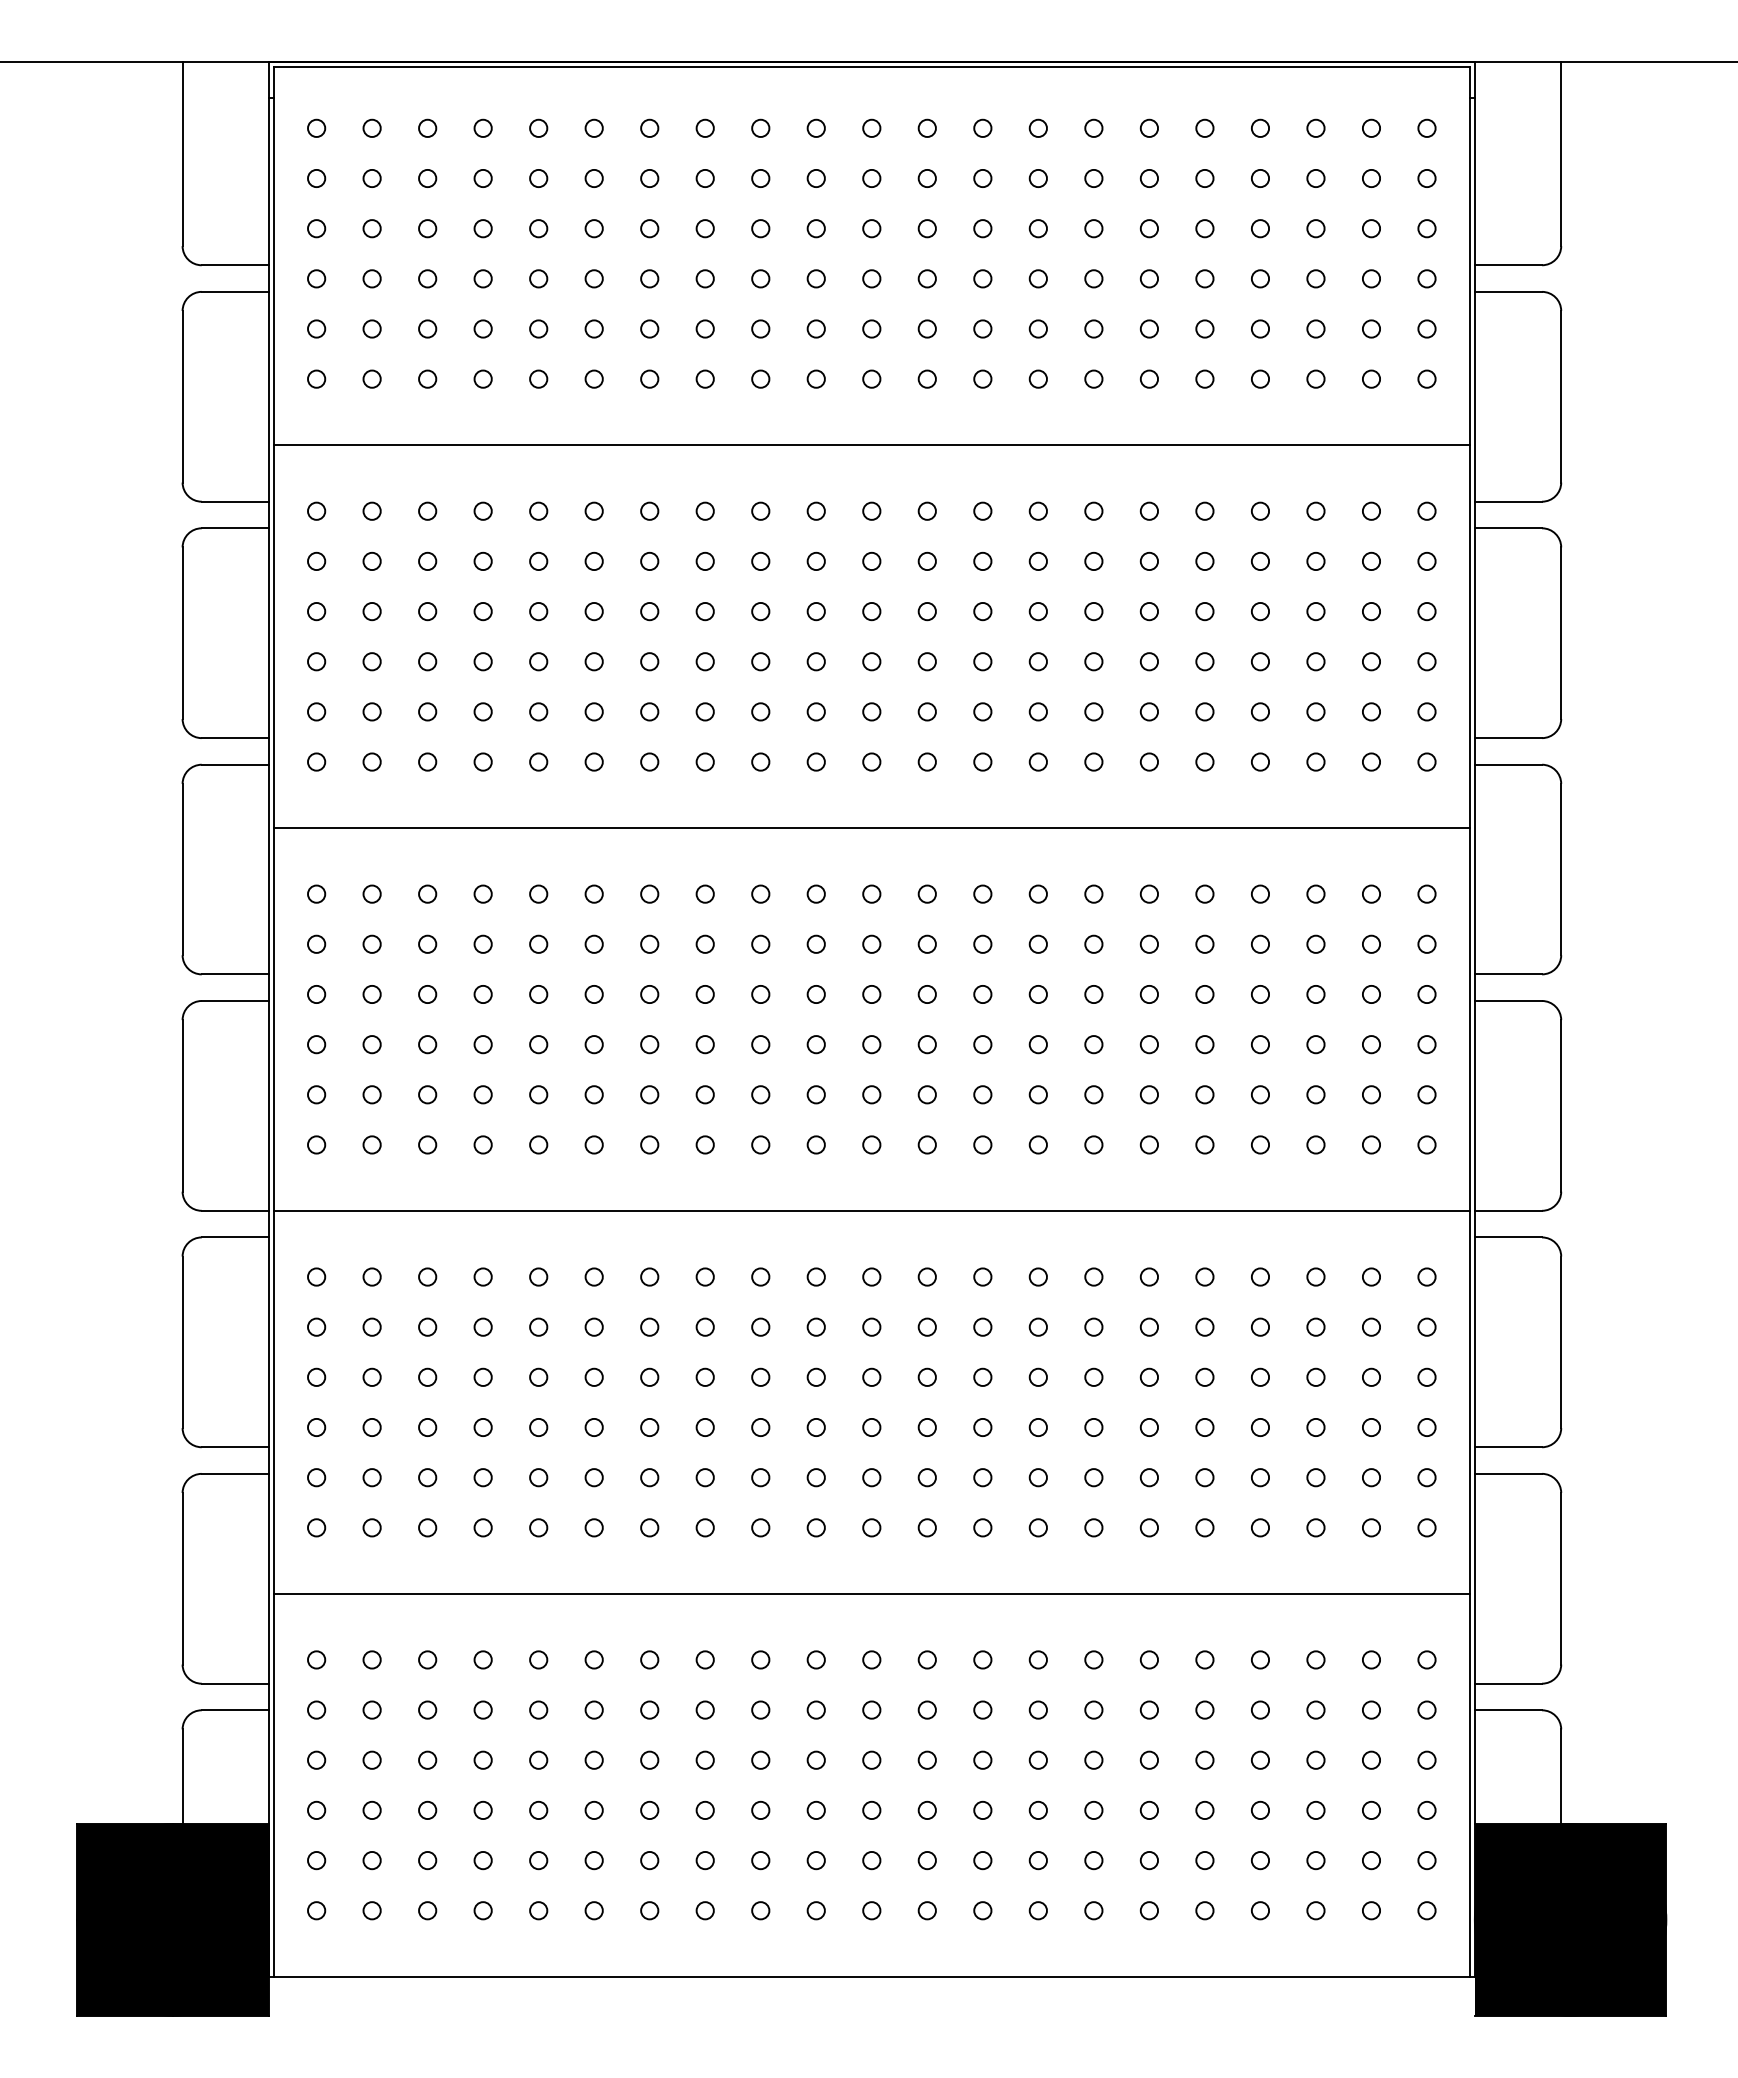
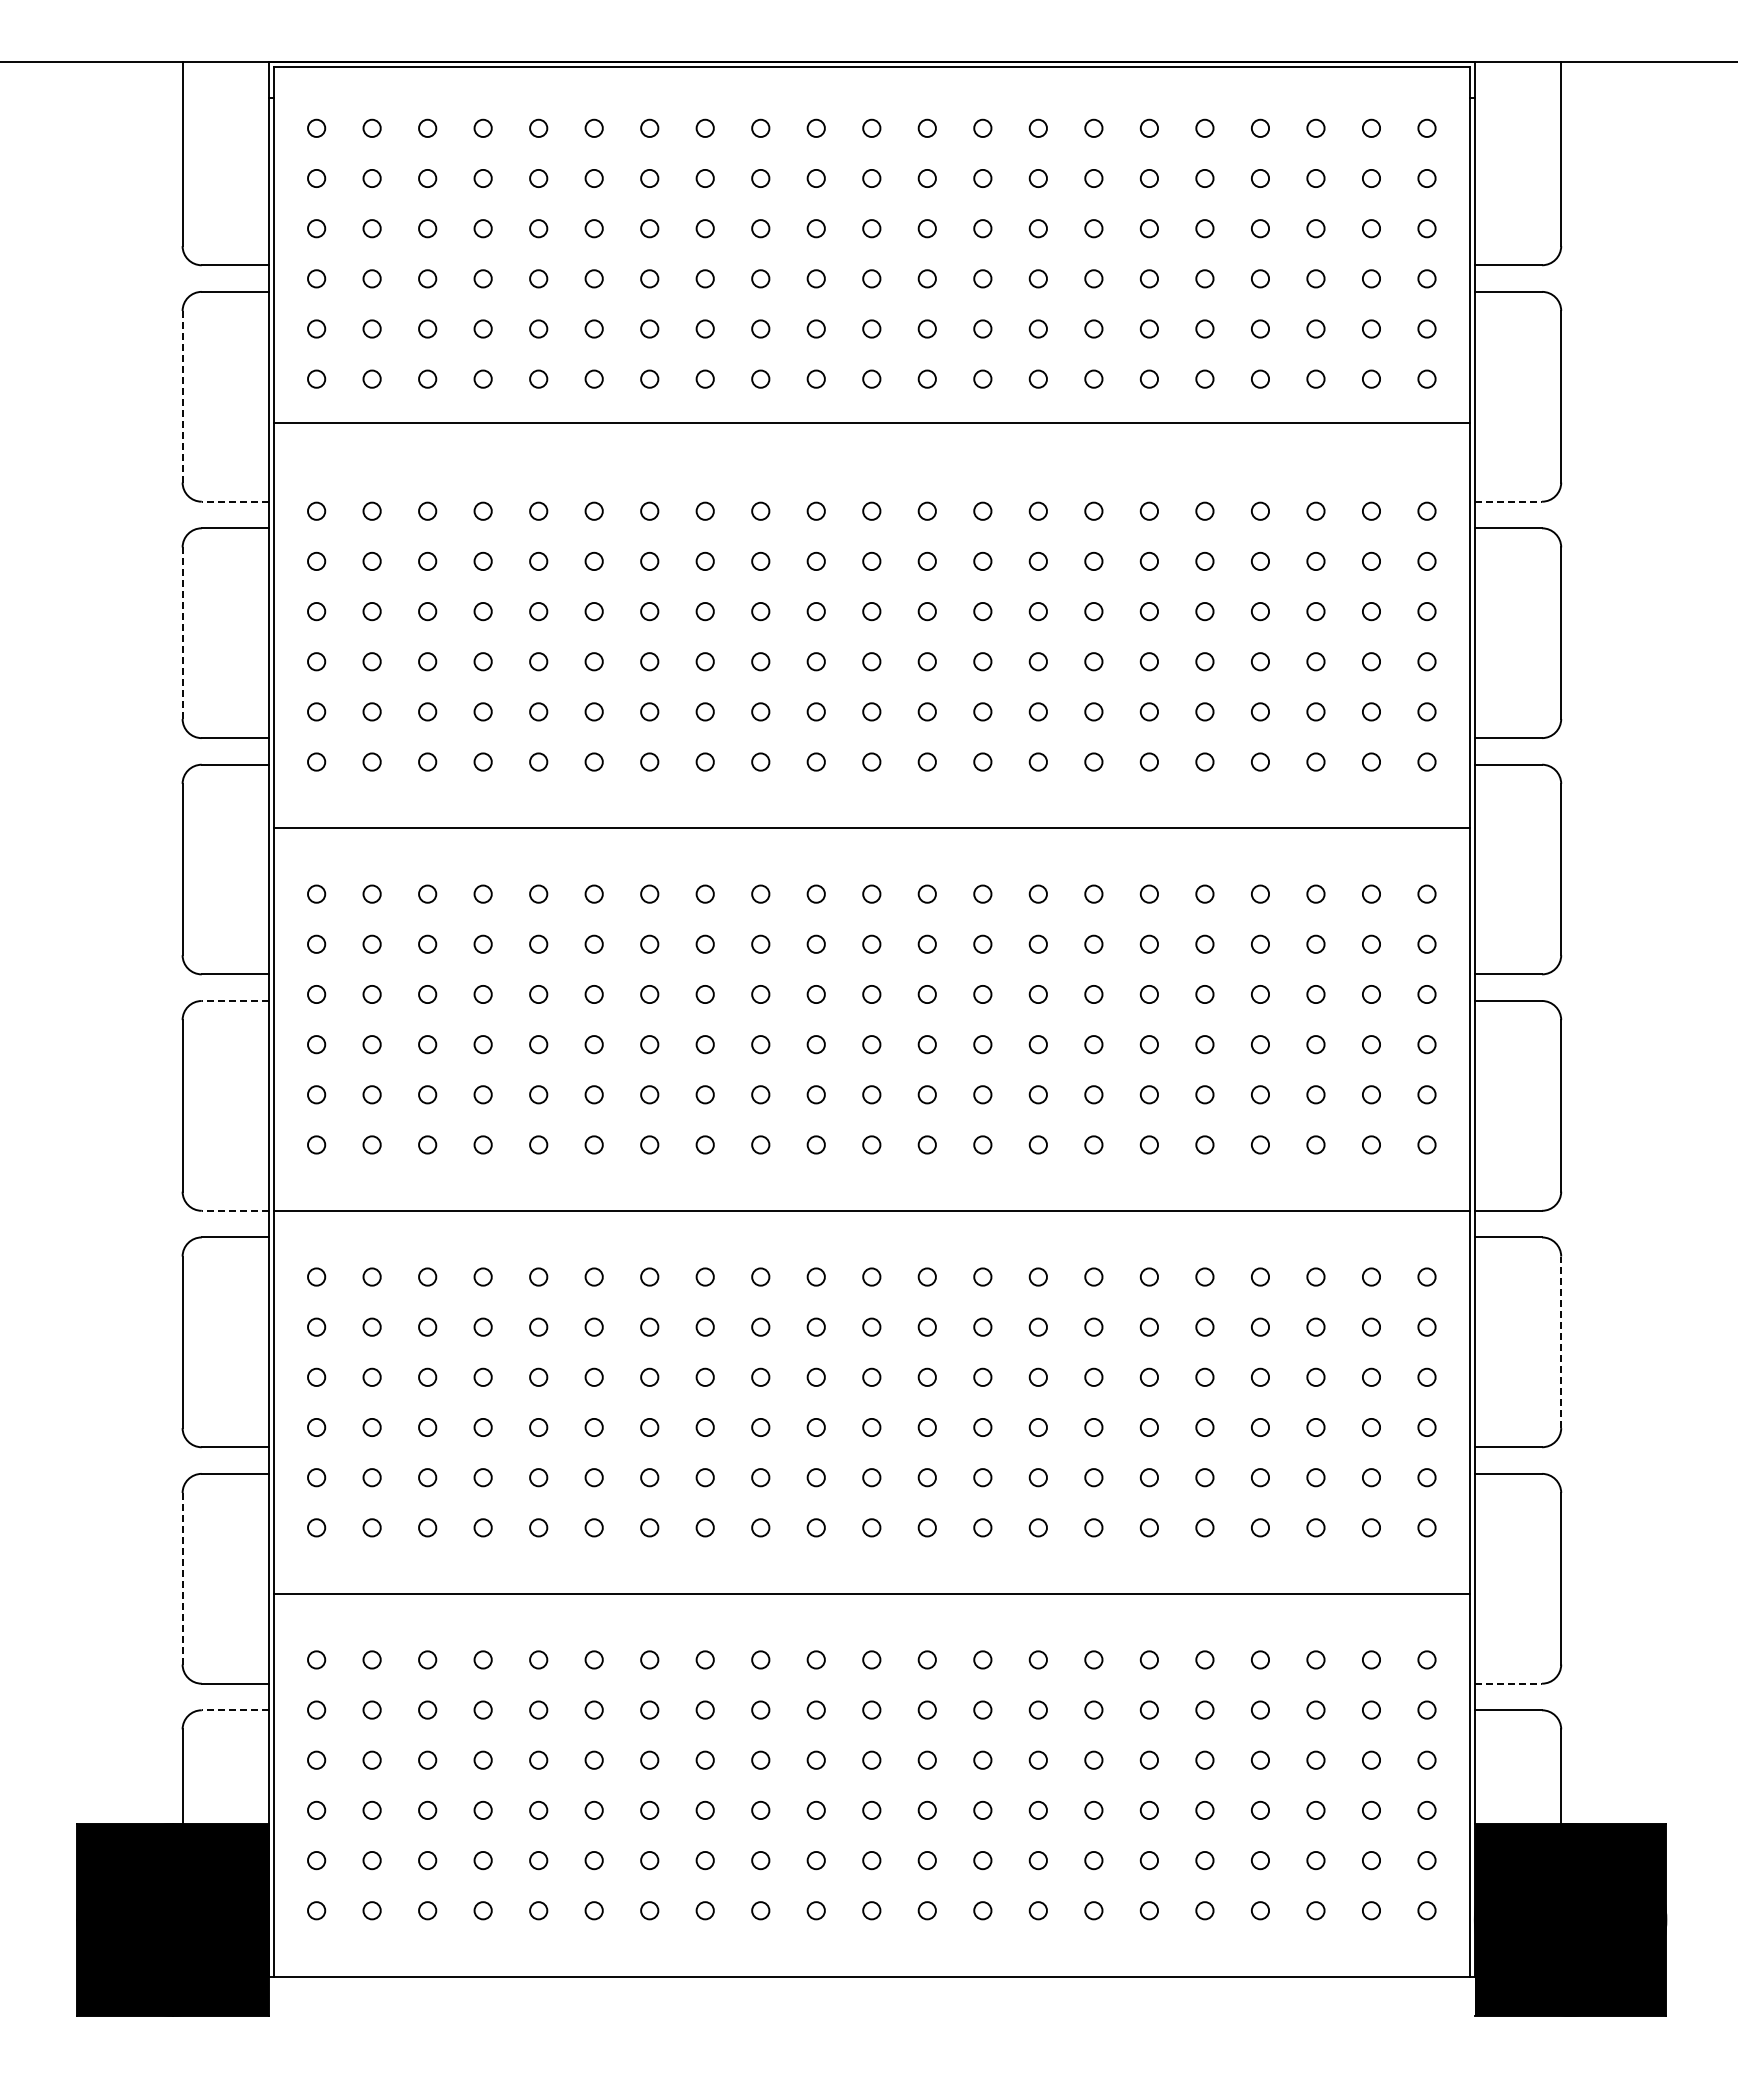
line: solid -> dashed (182, 396)
line position: (871, 445) -> (871, 423) (871, 423)
line: solid -> dashed (235, 501)
line: solid -> dashed (1508, 501)
line: solid -> dashed (182, 633)
line: solid -> dashed (235, 1000)
line: solid -> dashed (235, 1210)
line: solid -> dashed (1561, 1342)
line: solid -> dashed (182, 1578)
line: solid -> dashed (1508, 1683)
line: solid -> dashed (235, 1710)
